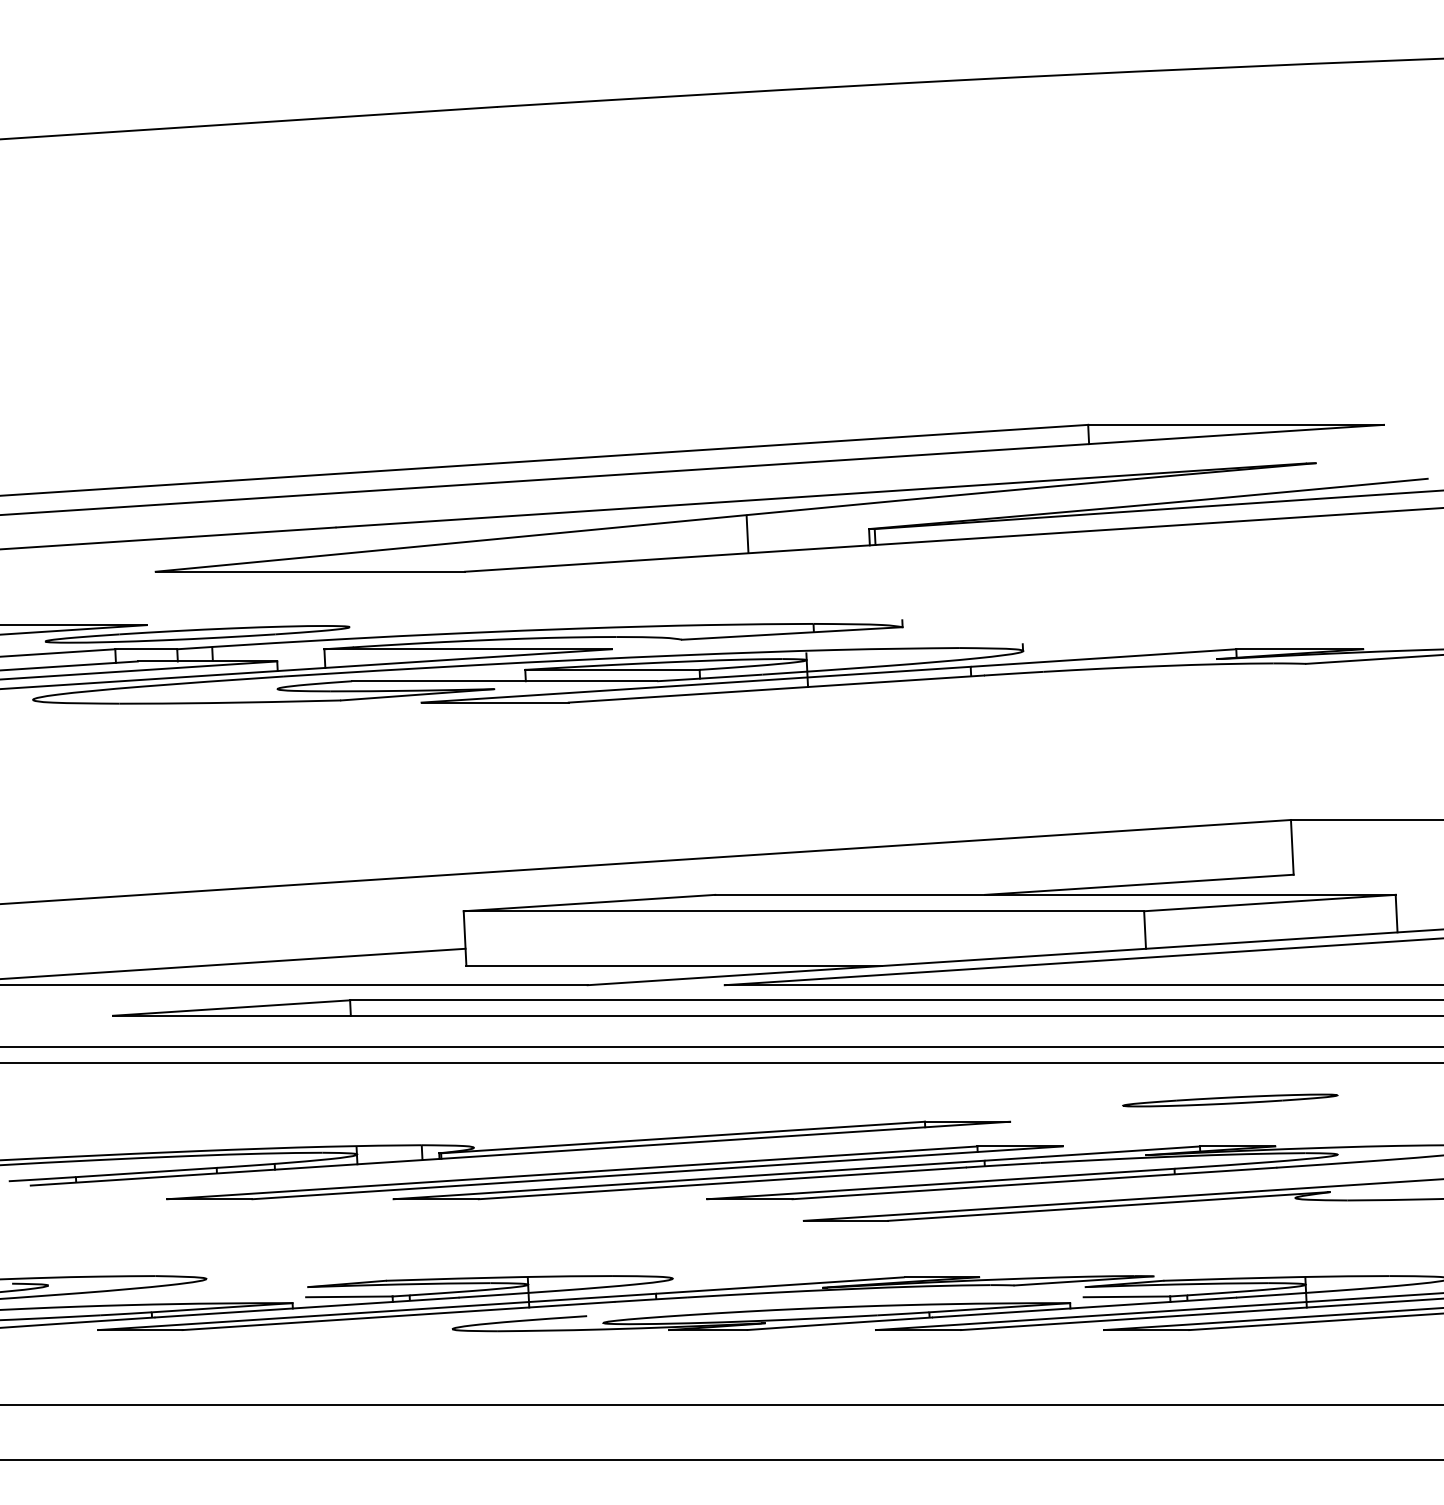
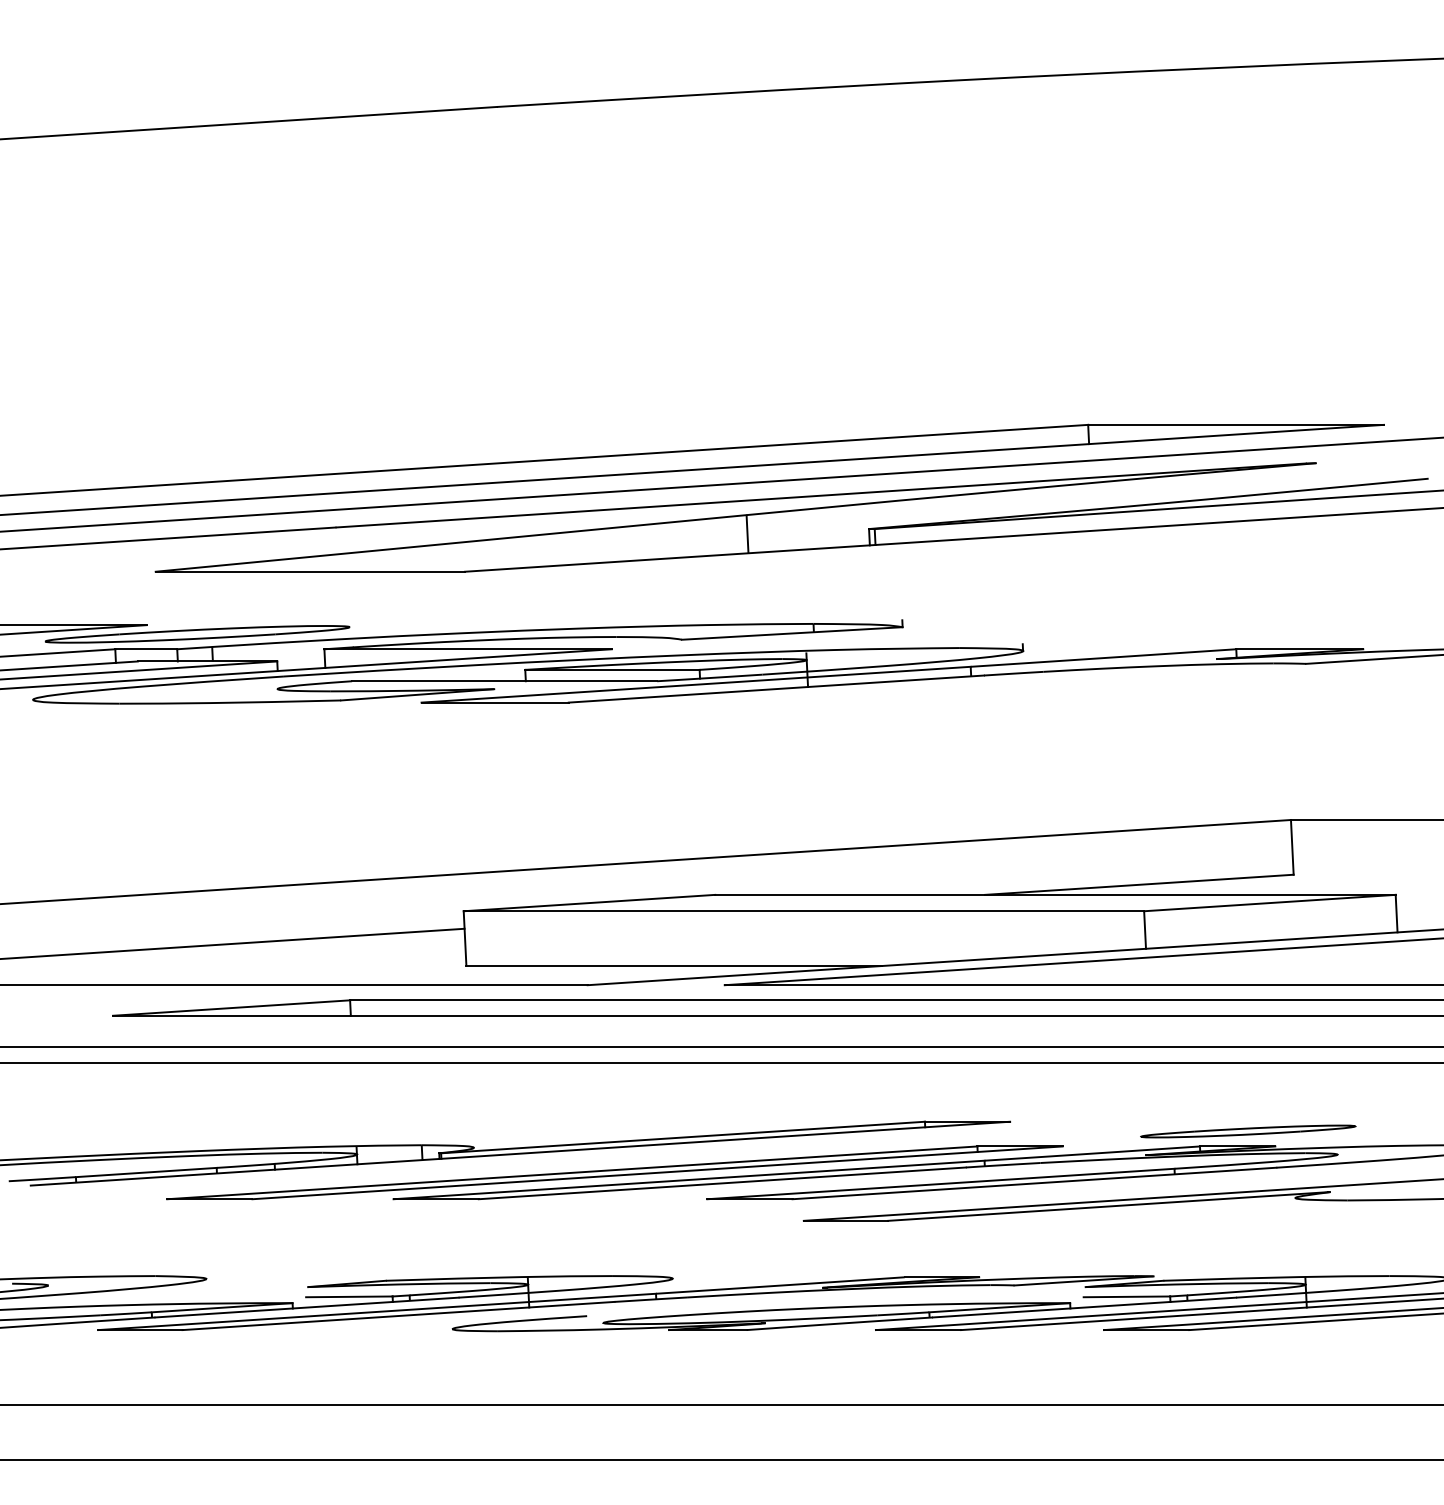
line: none -> present (721, 484)
line position: (233, 963) -> (233, 943) (233, 943)
part position: (1230, 1100) -> (1248, 1131) (1248, 1131)
